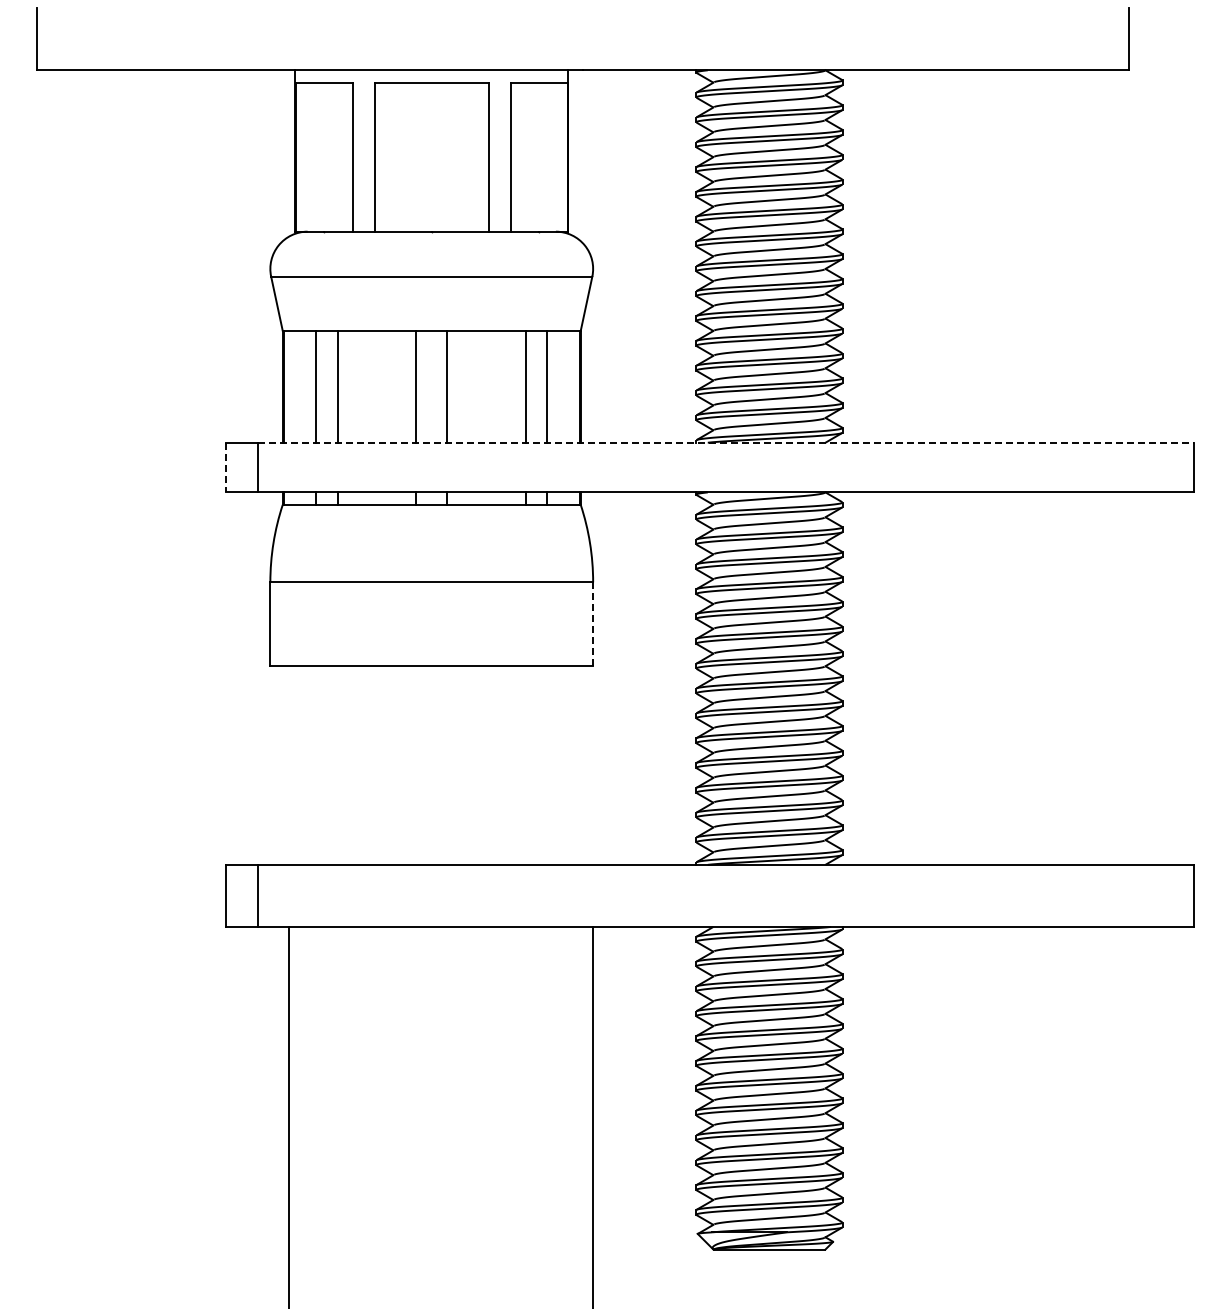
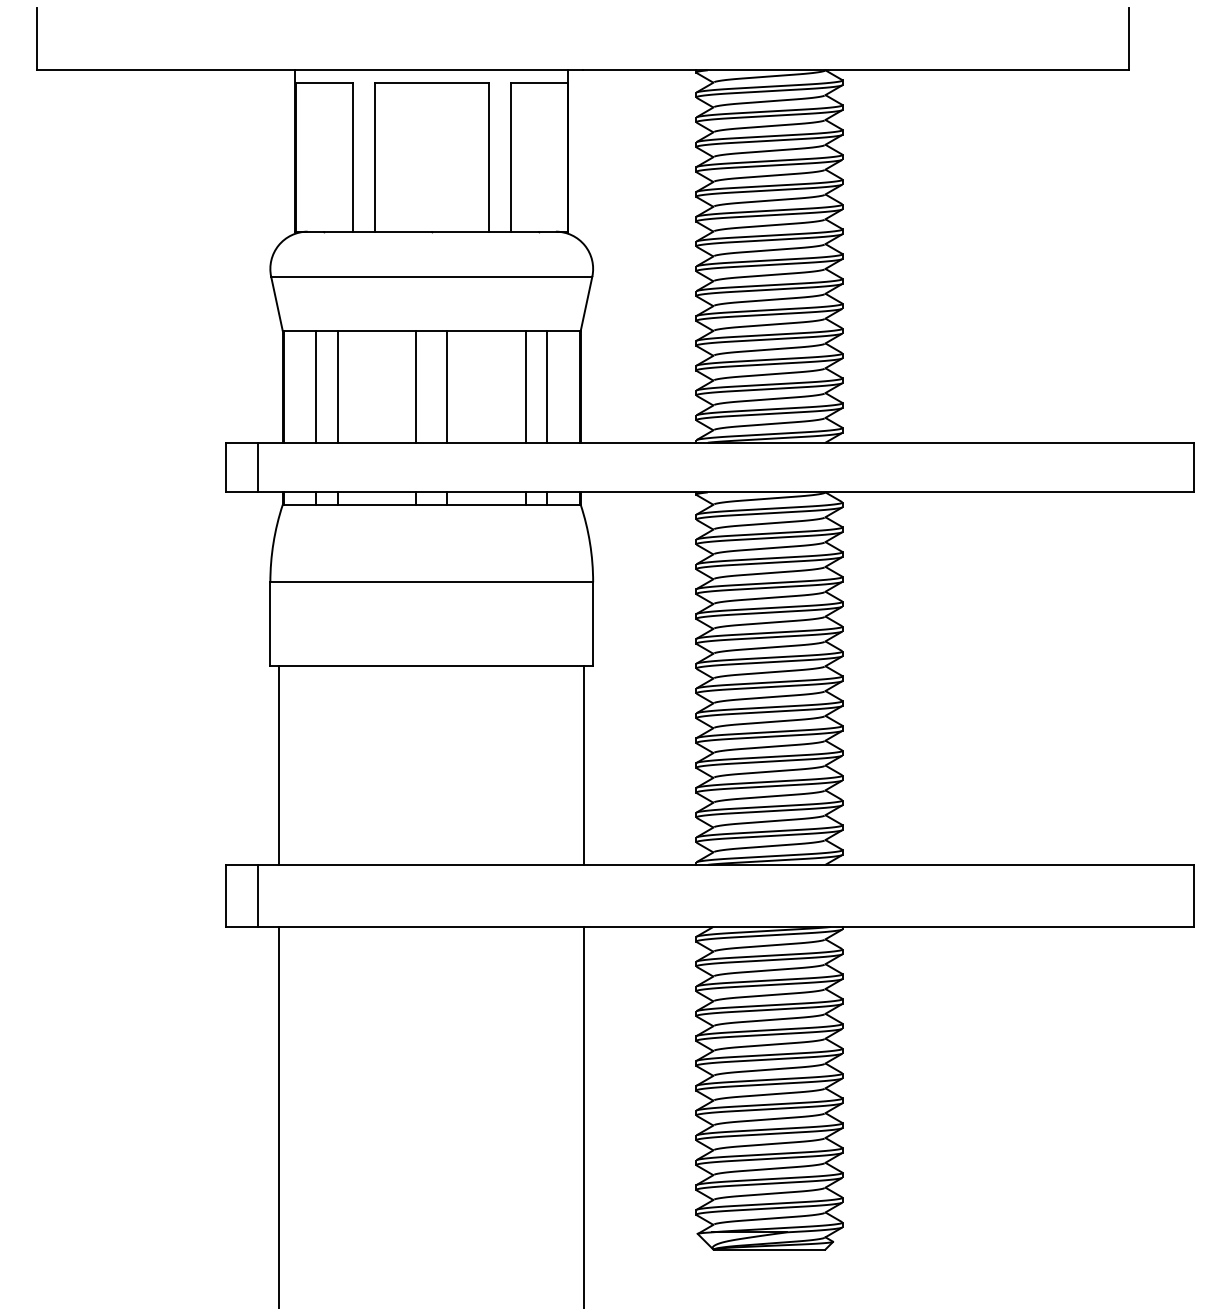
line: dashed -> solid (726, 442)
line: dashed -> solid (225, 467)
line: dashed -> solid (593, 624)
line: none -> present (279, 765)
line: none -> present (584, 765)
line position: (289, 1115) -> (279, 1115) (279, 1115)
line position: (593, 1115) -> (584, 1115) (584, 1115)
